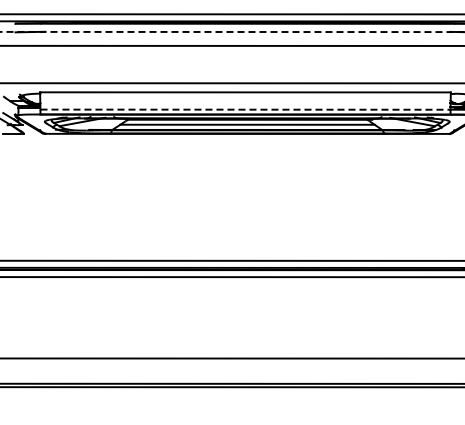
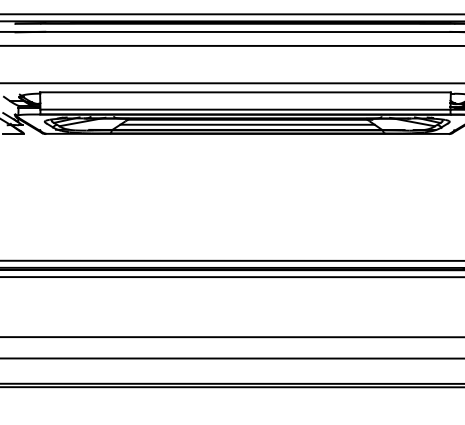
line: dashed -> solid (232, 32)
line: dashed -> solid (246, 109)
line: none -> present (231, 337)
